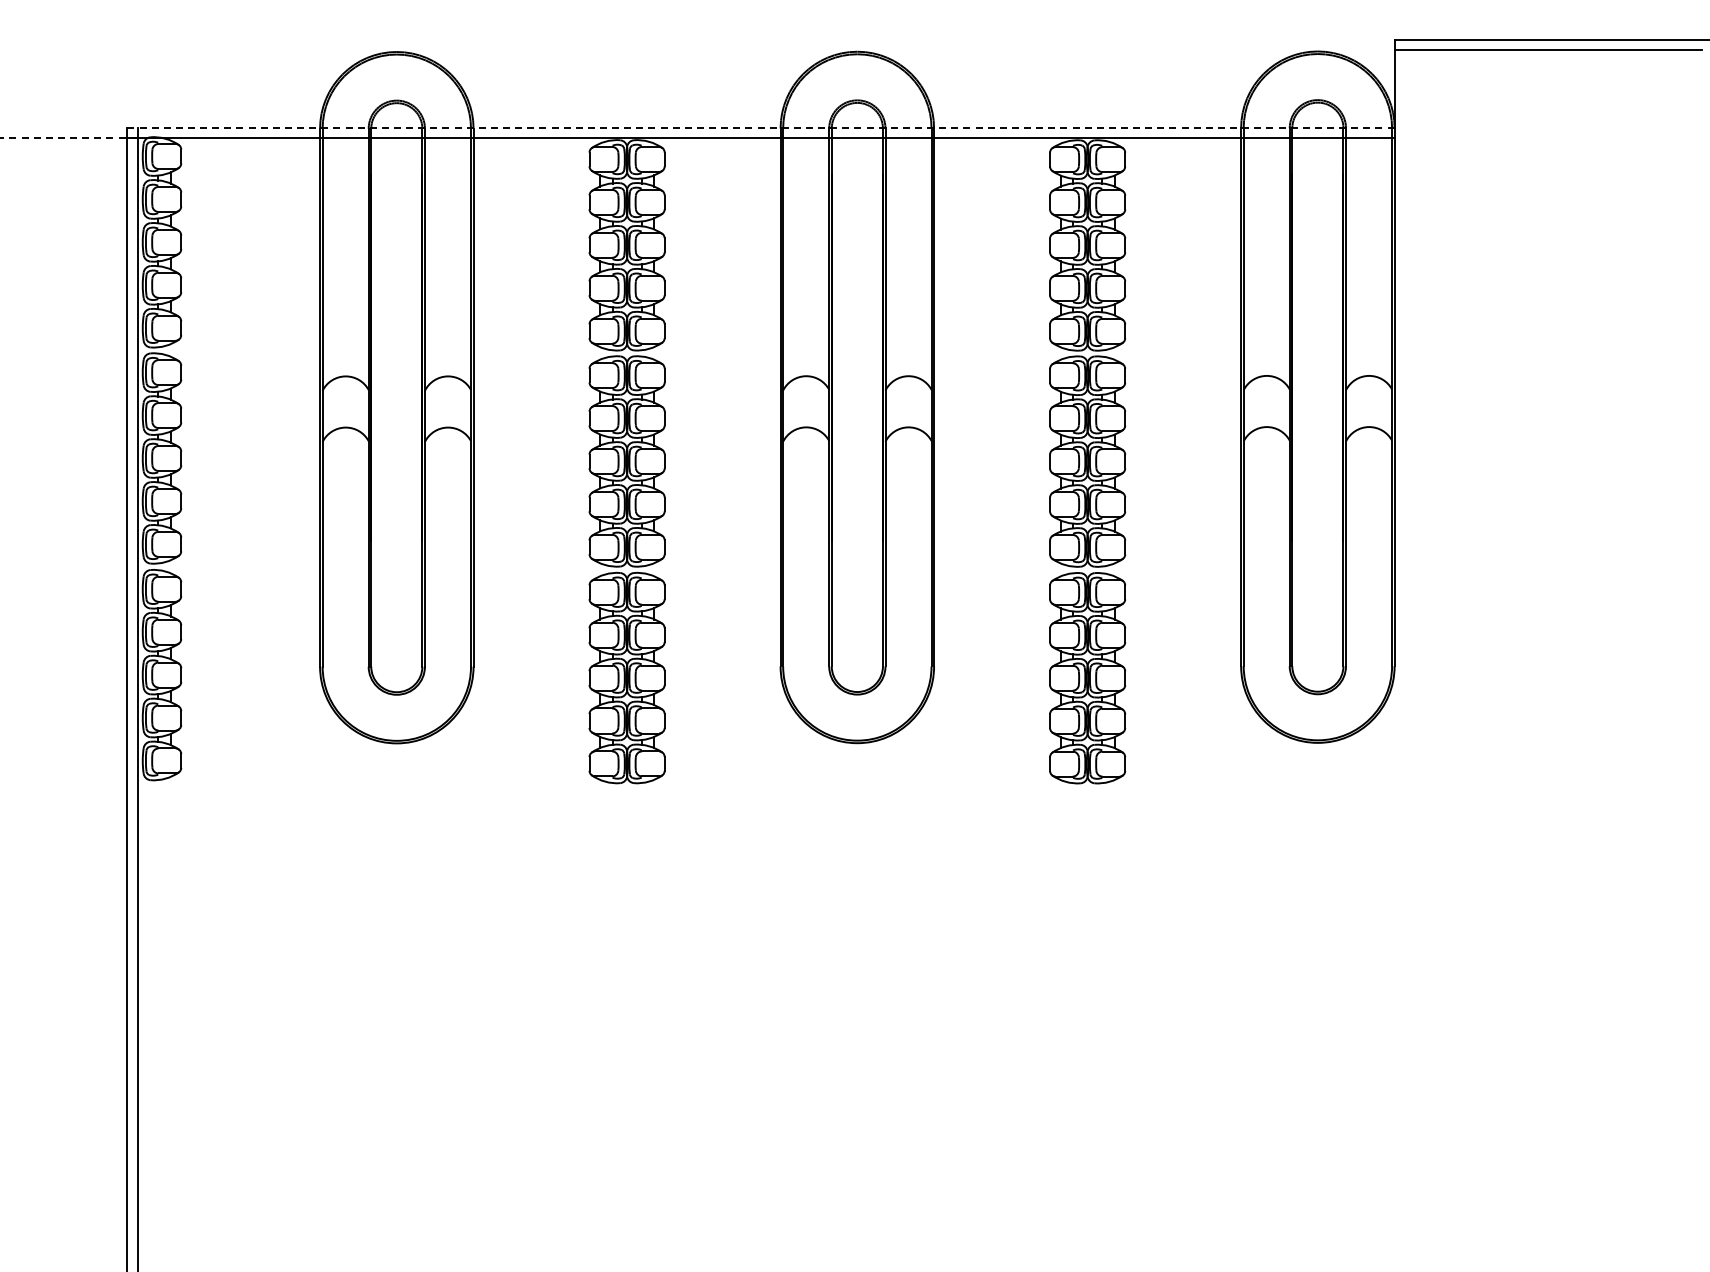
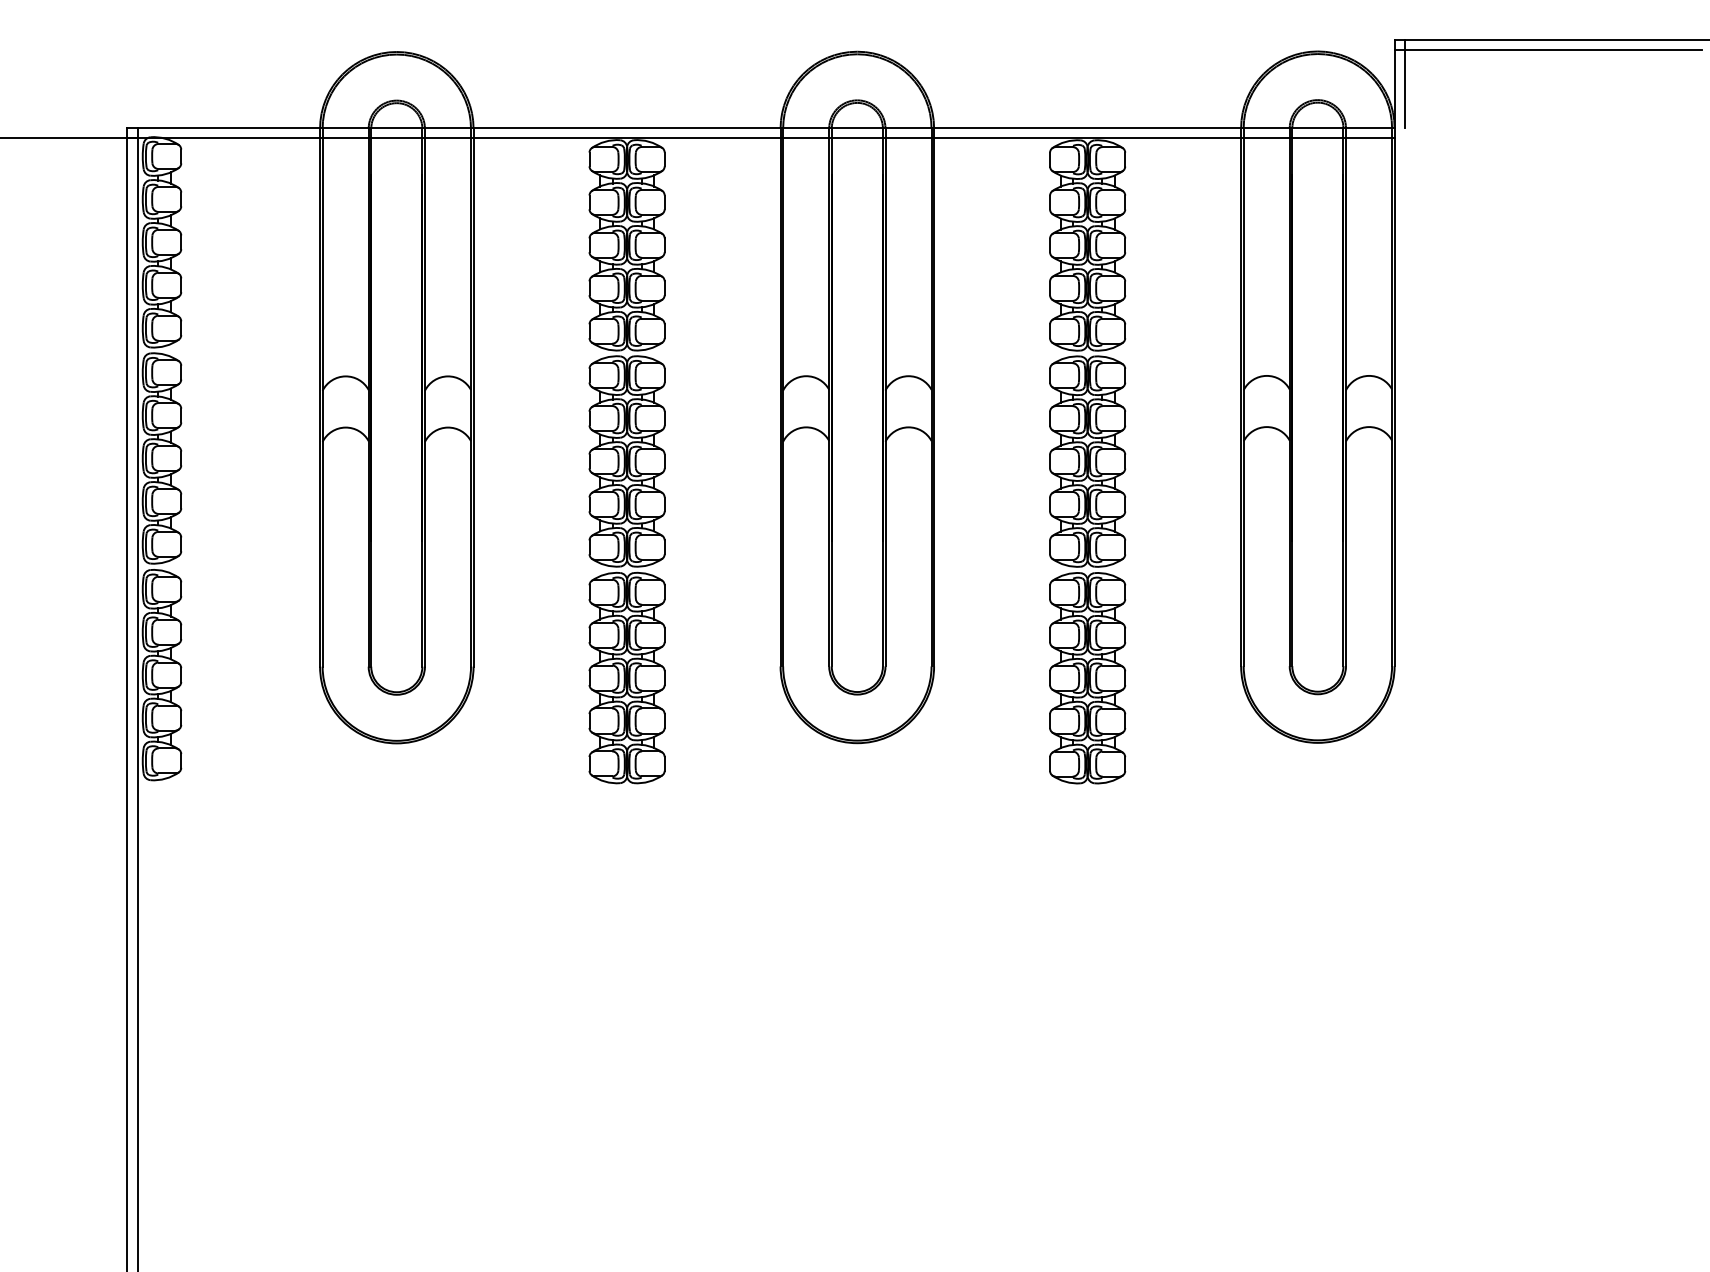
line: none -> present (1404, 83)
line: dashed -> solid (761, 128)
line: dashed -> solid (69, 138)
